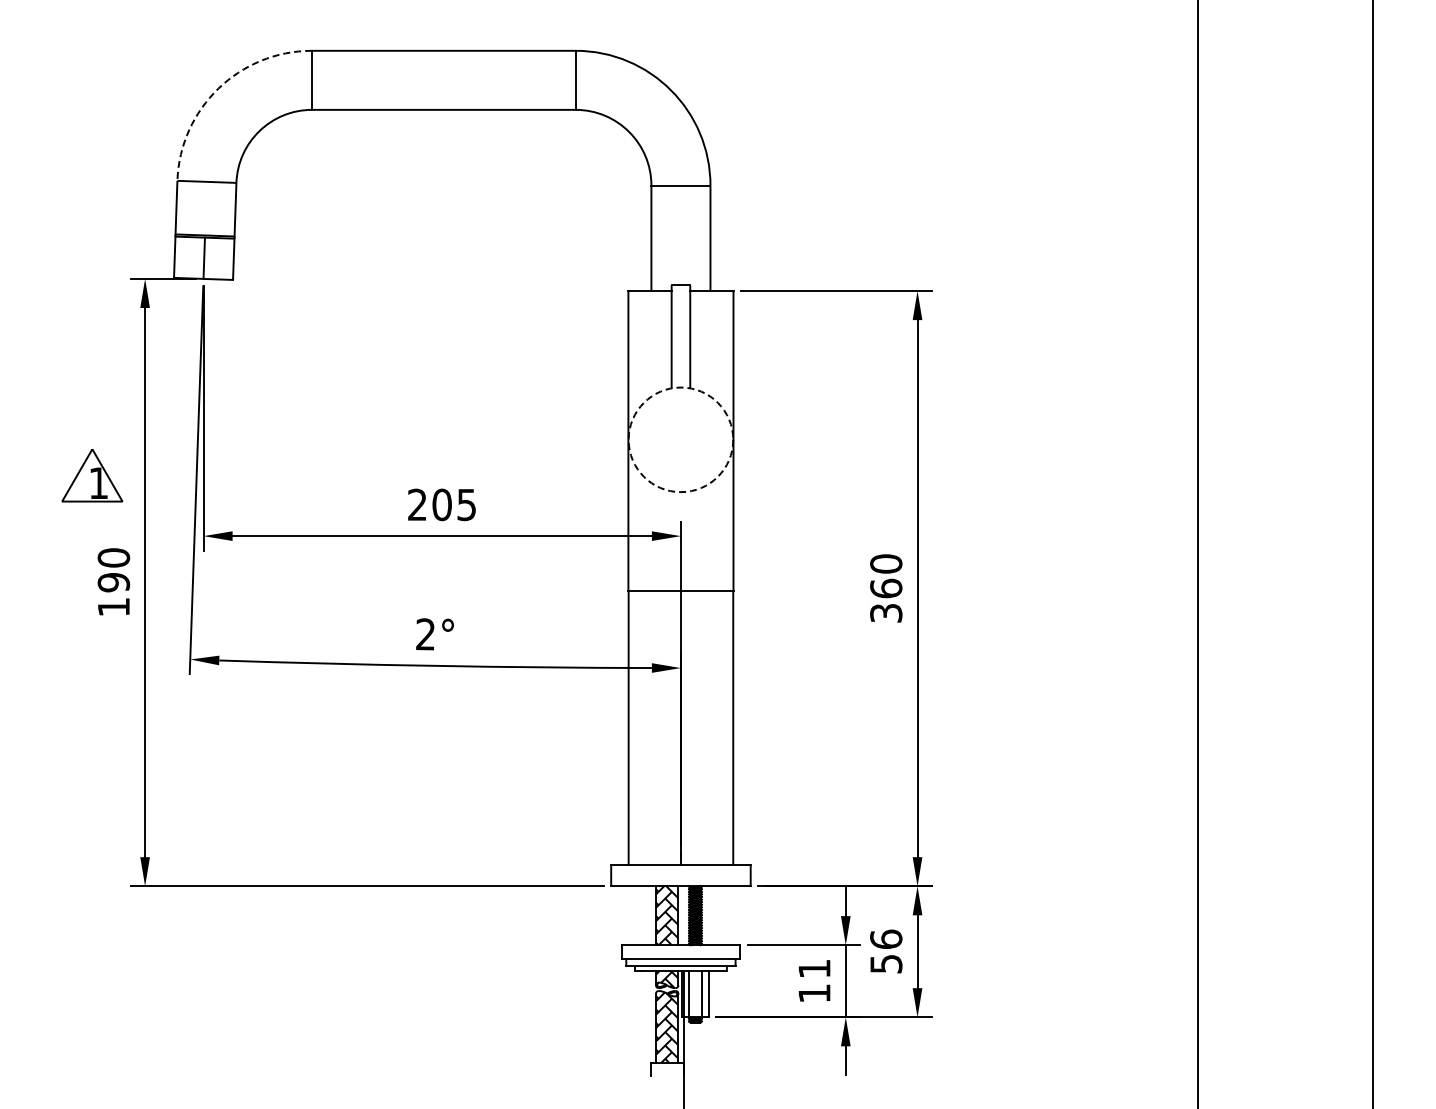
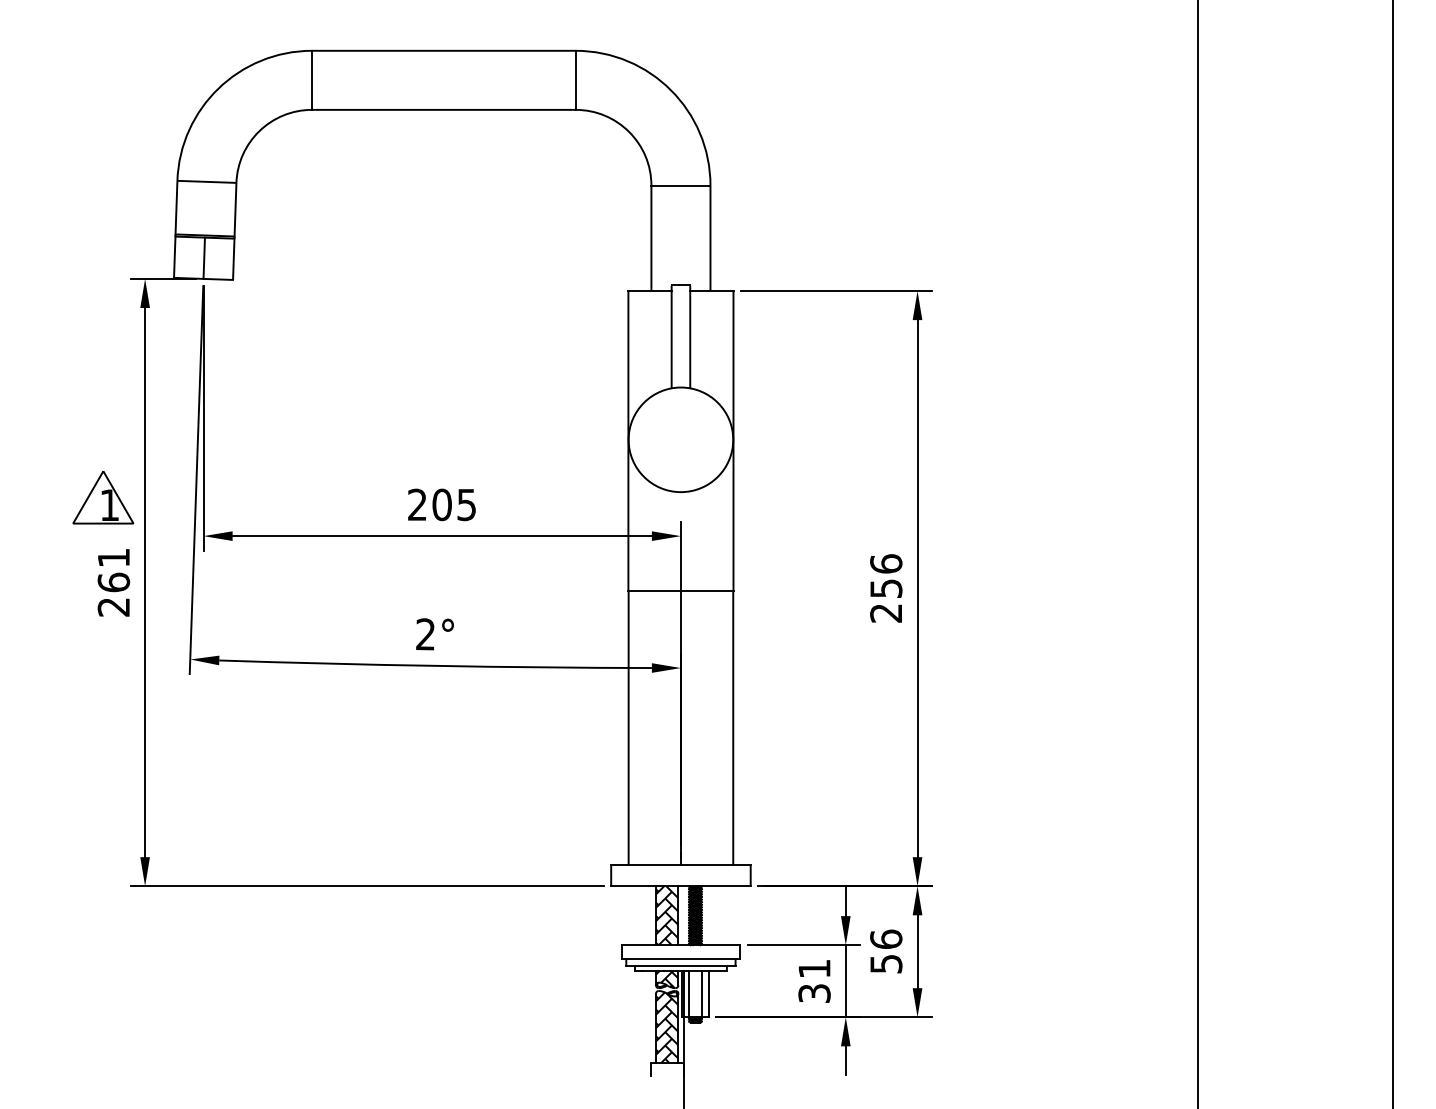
arc: dashed -> solid (218, 88)
circle: dashed -> solid (680, 439)
part position: (92, 475) -> (103, 497) (103, 497)
line position: (1372, 553) -> (1392, 553) (1392, 553)
text: 190 -> 261 (113, 582)
text: 360 -> 256 (886, 588)
text: 11 -> 31 (814, 993)
